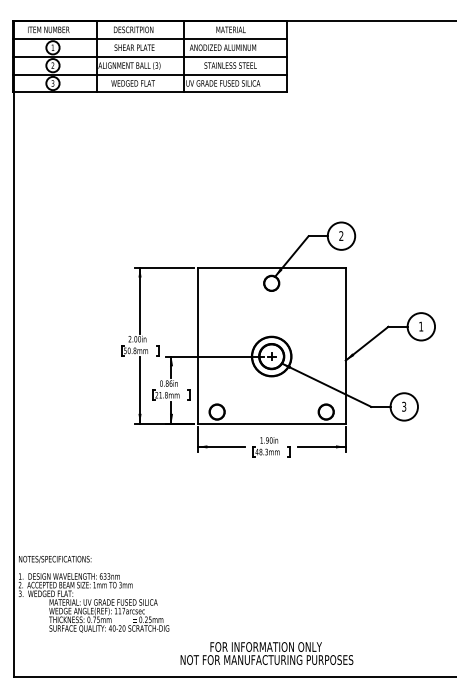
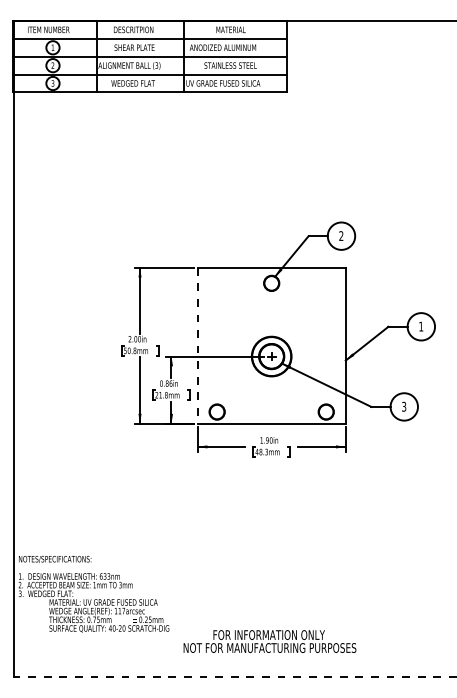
line: solid -> dashed (197, 345)
text position: (266, 653) -> (269, 641) (269, 641)
line: solid -> dashed (234, 677)
